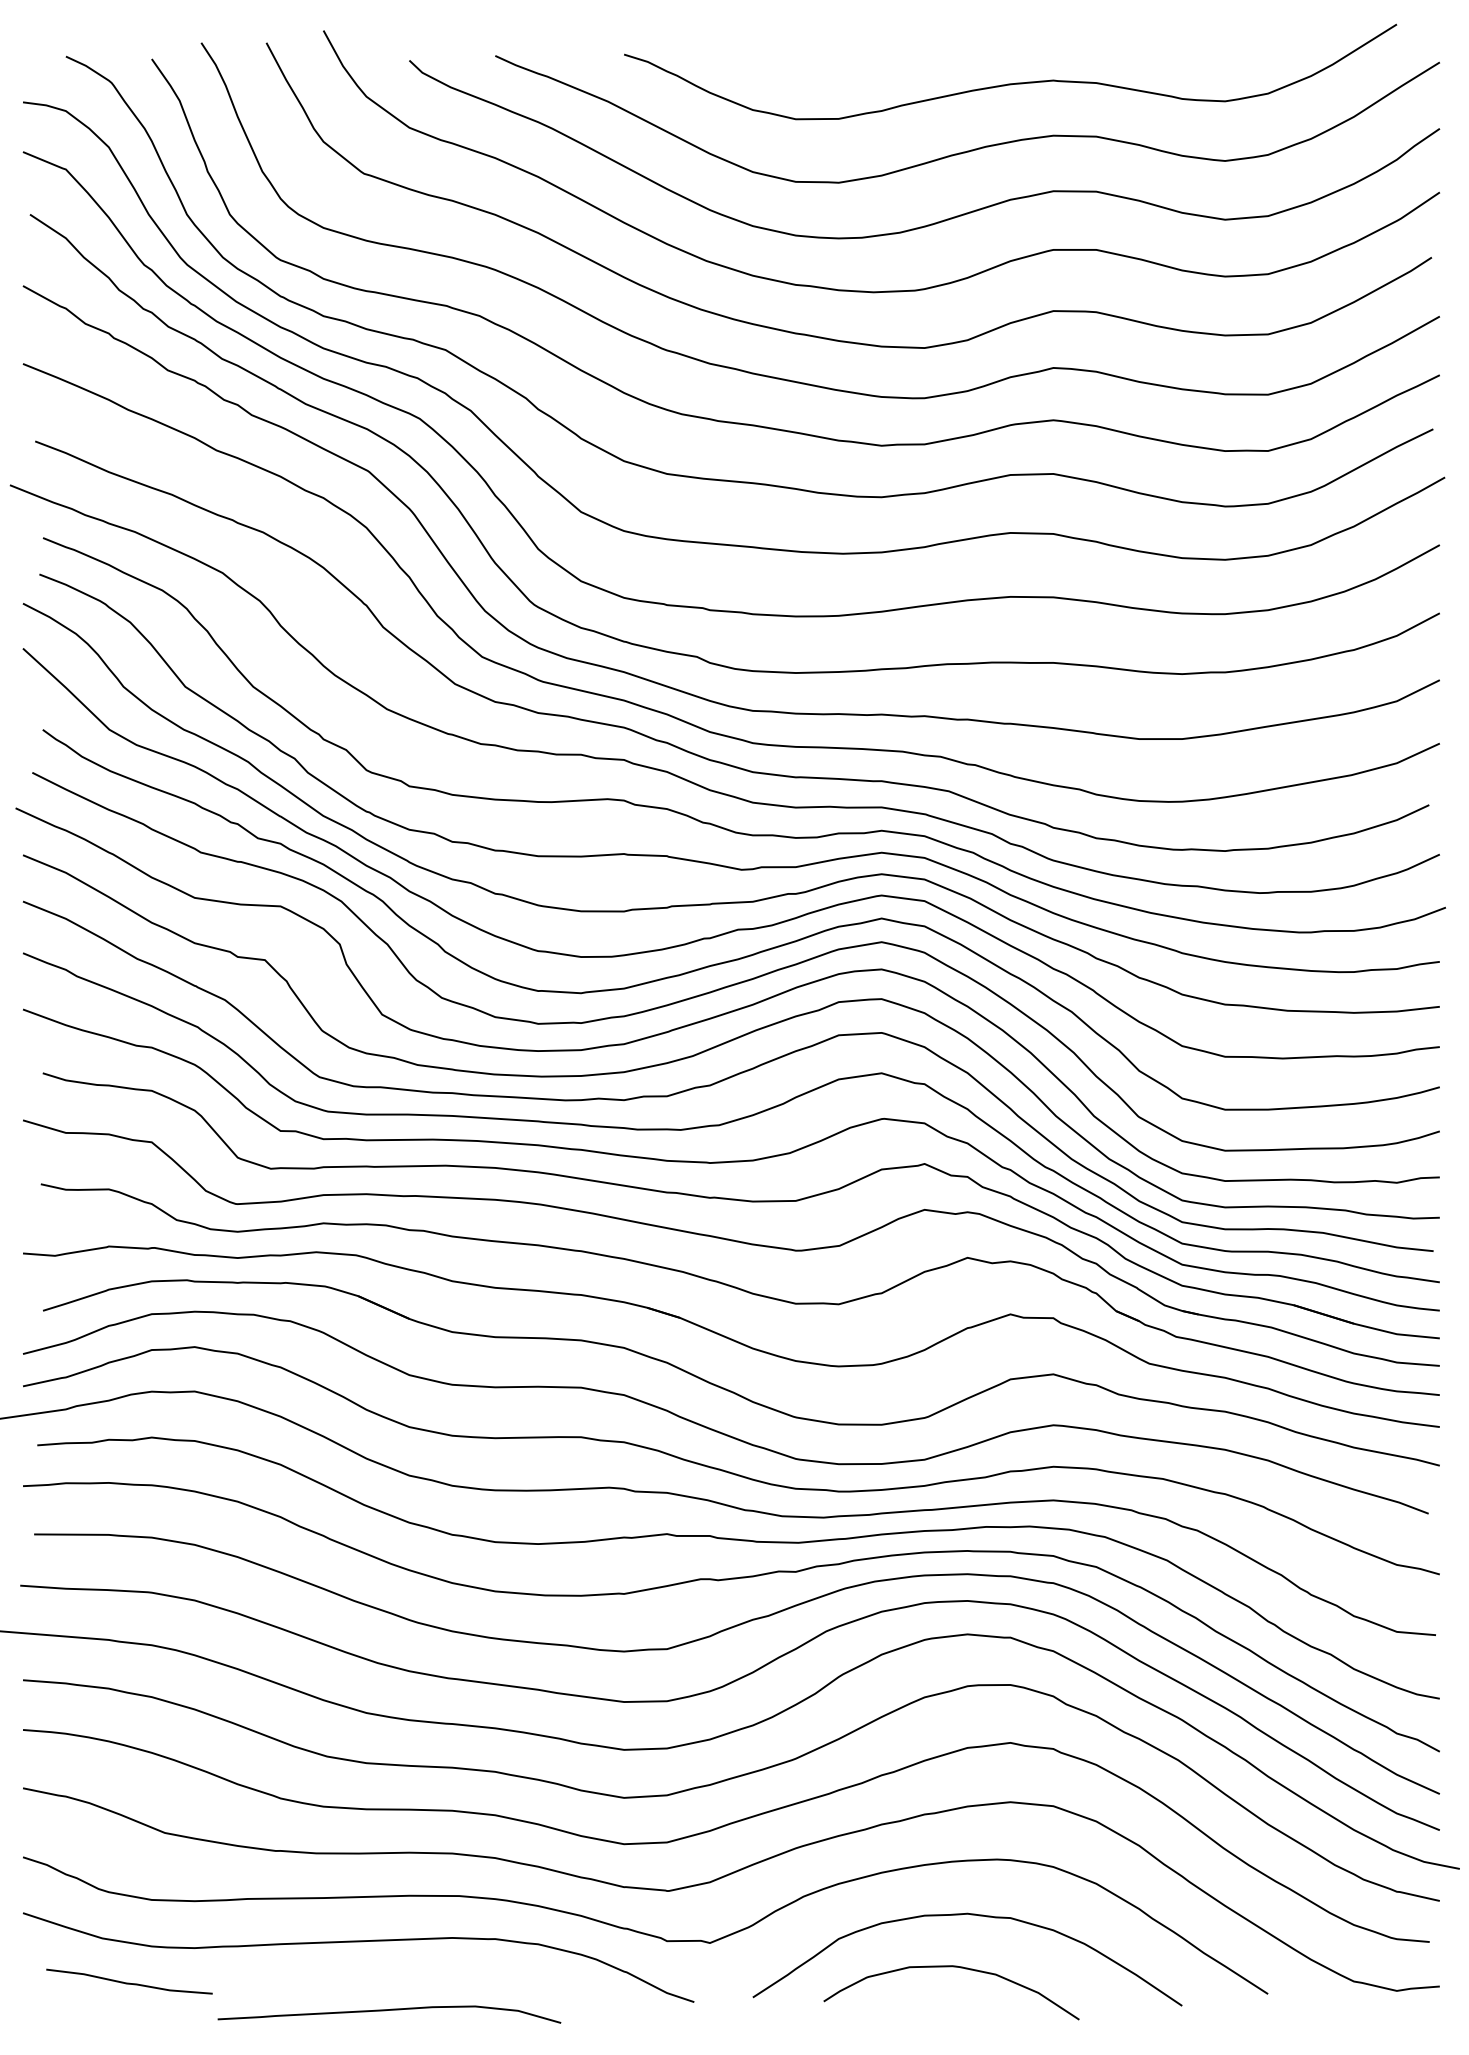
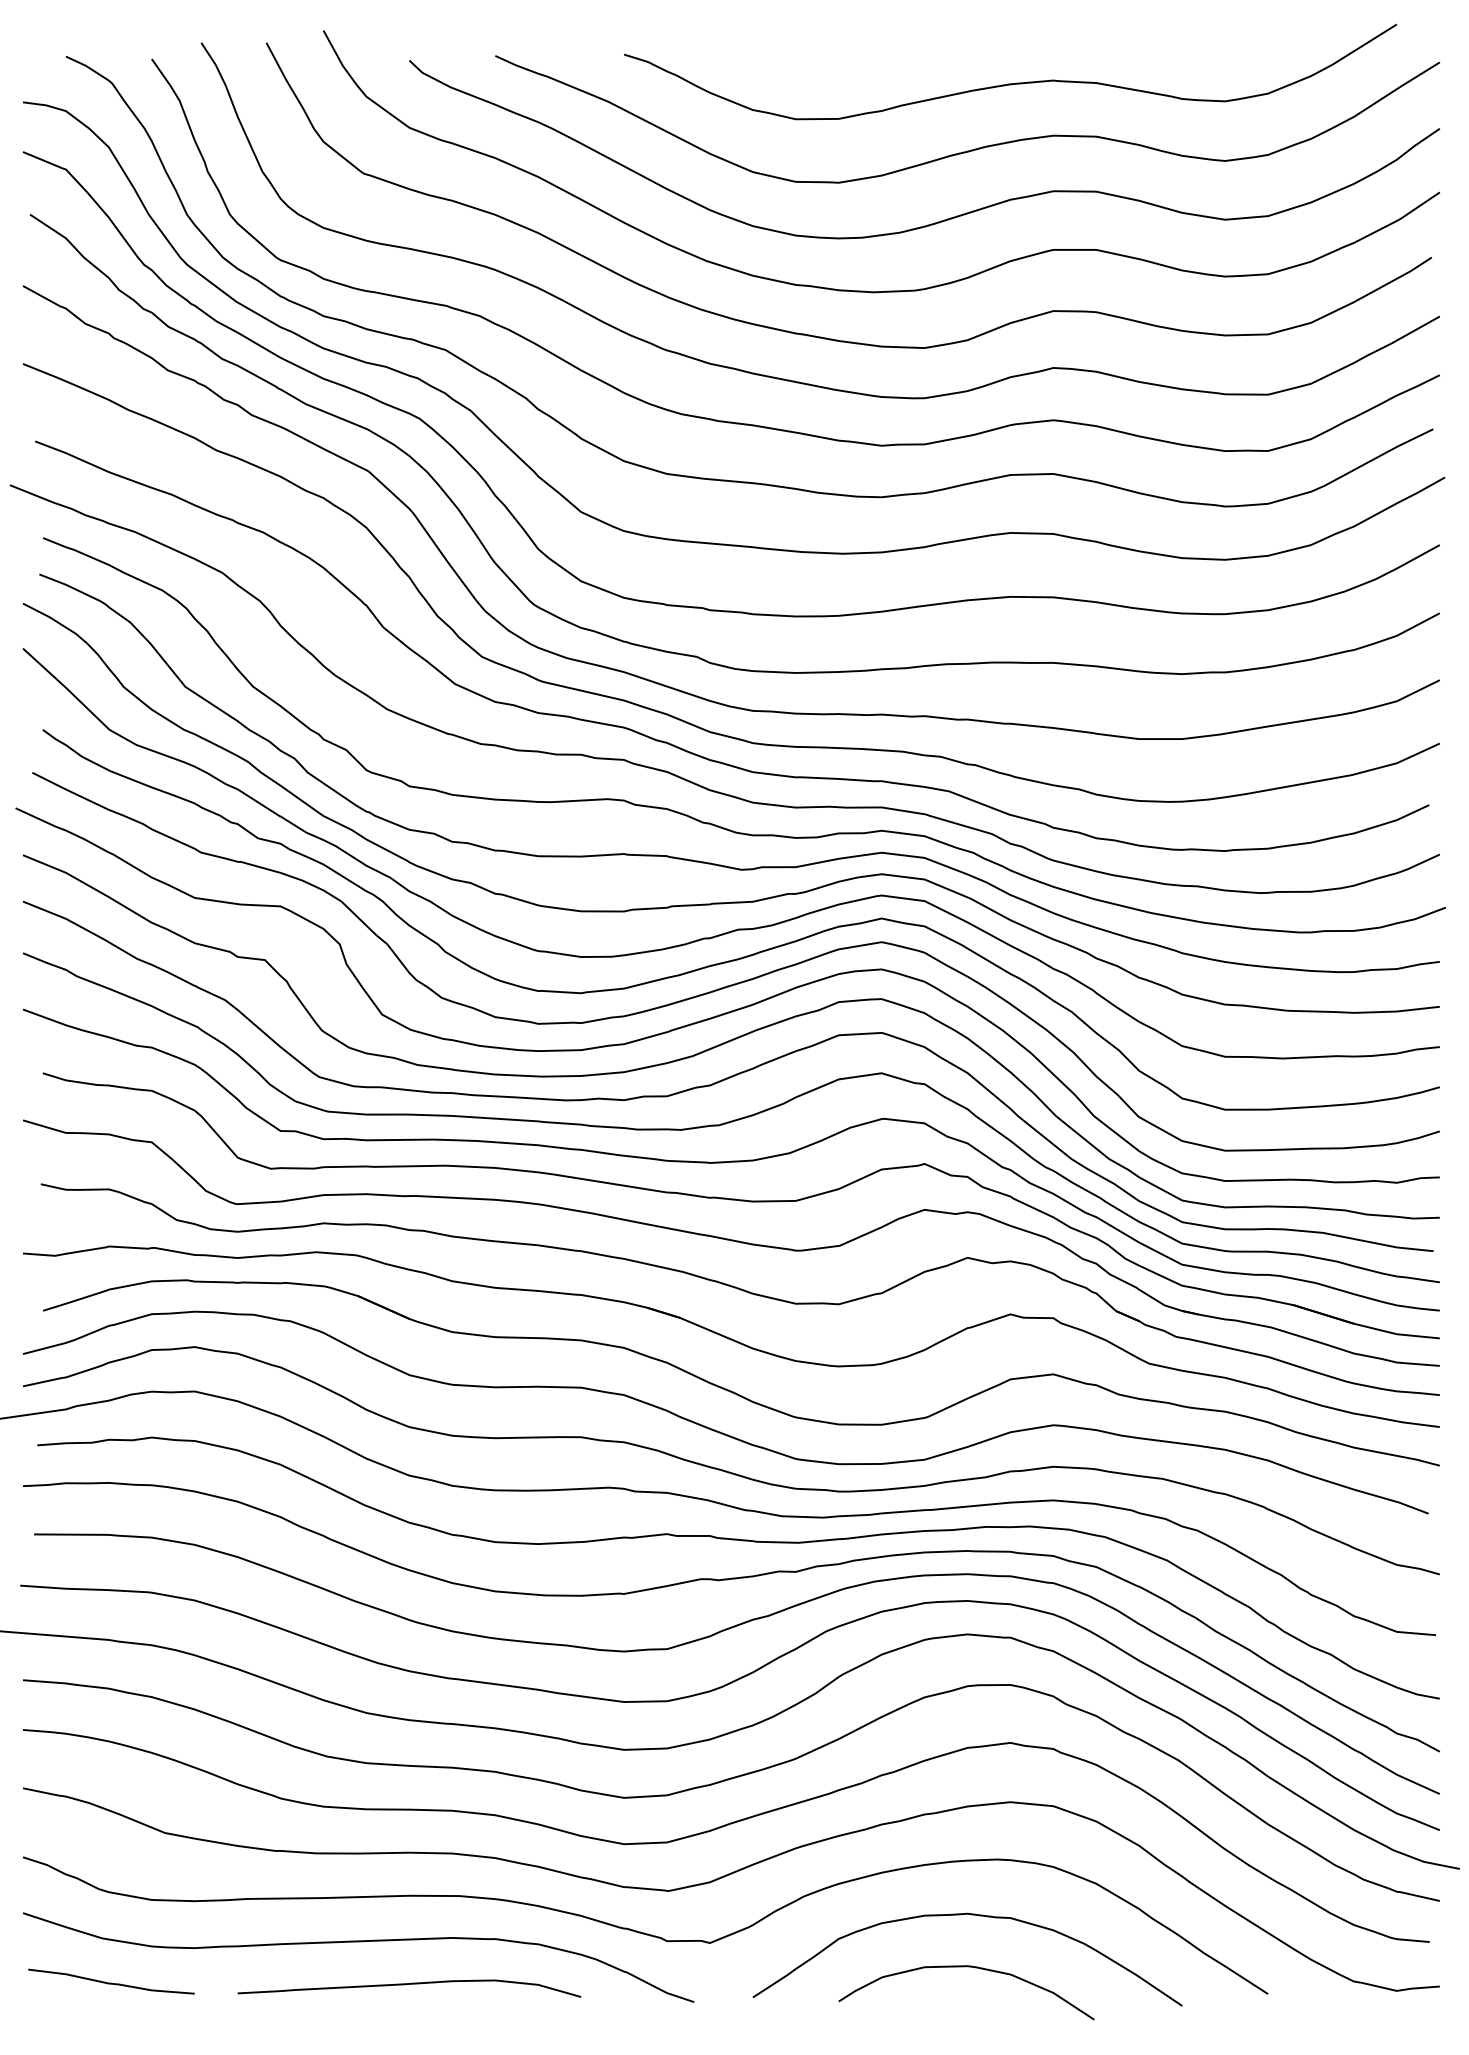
curve position: (951, 1967) -> (966, 1967) (966, 1967)
curve position: (129, 1982) -> (111, 1982) (111, 1982)
curve position: (389, 2010) -> (409, 1984) (409, 1984)
